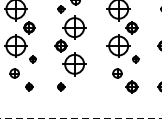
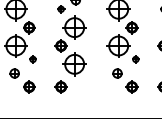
part size: 9x10 px -> 13x14 px (29, 86)
part size: 9x10 px -> 14x14 px (60, 86)
line: dashed -> solid (81, 118)
